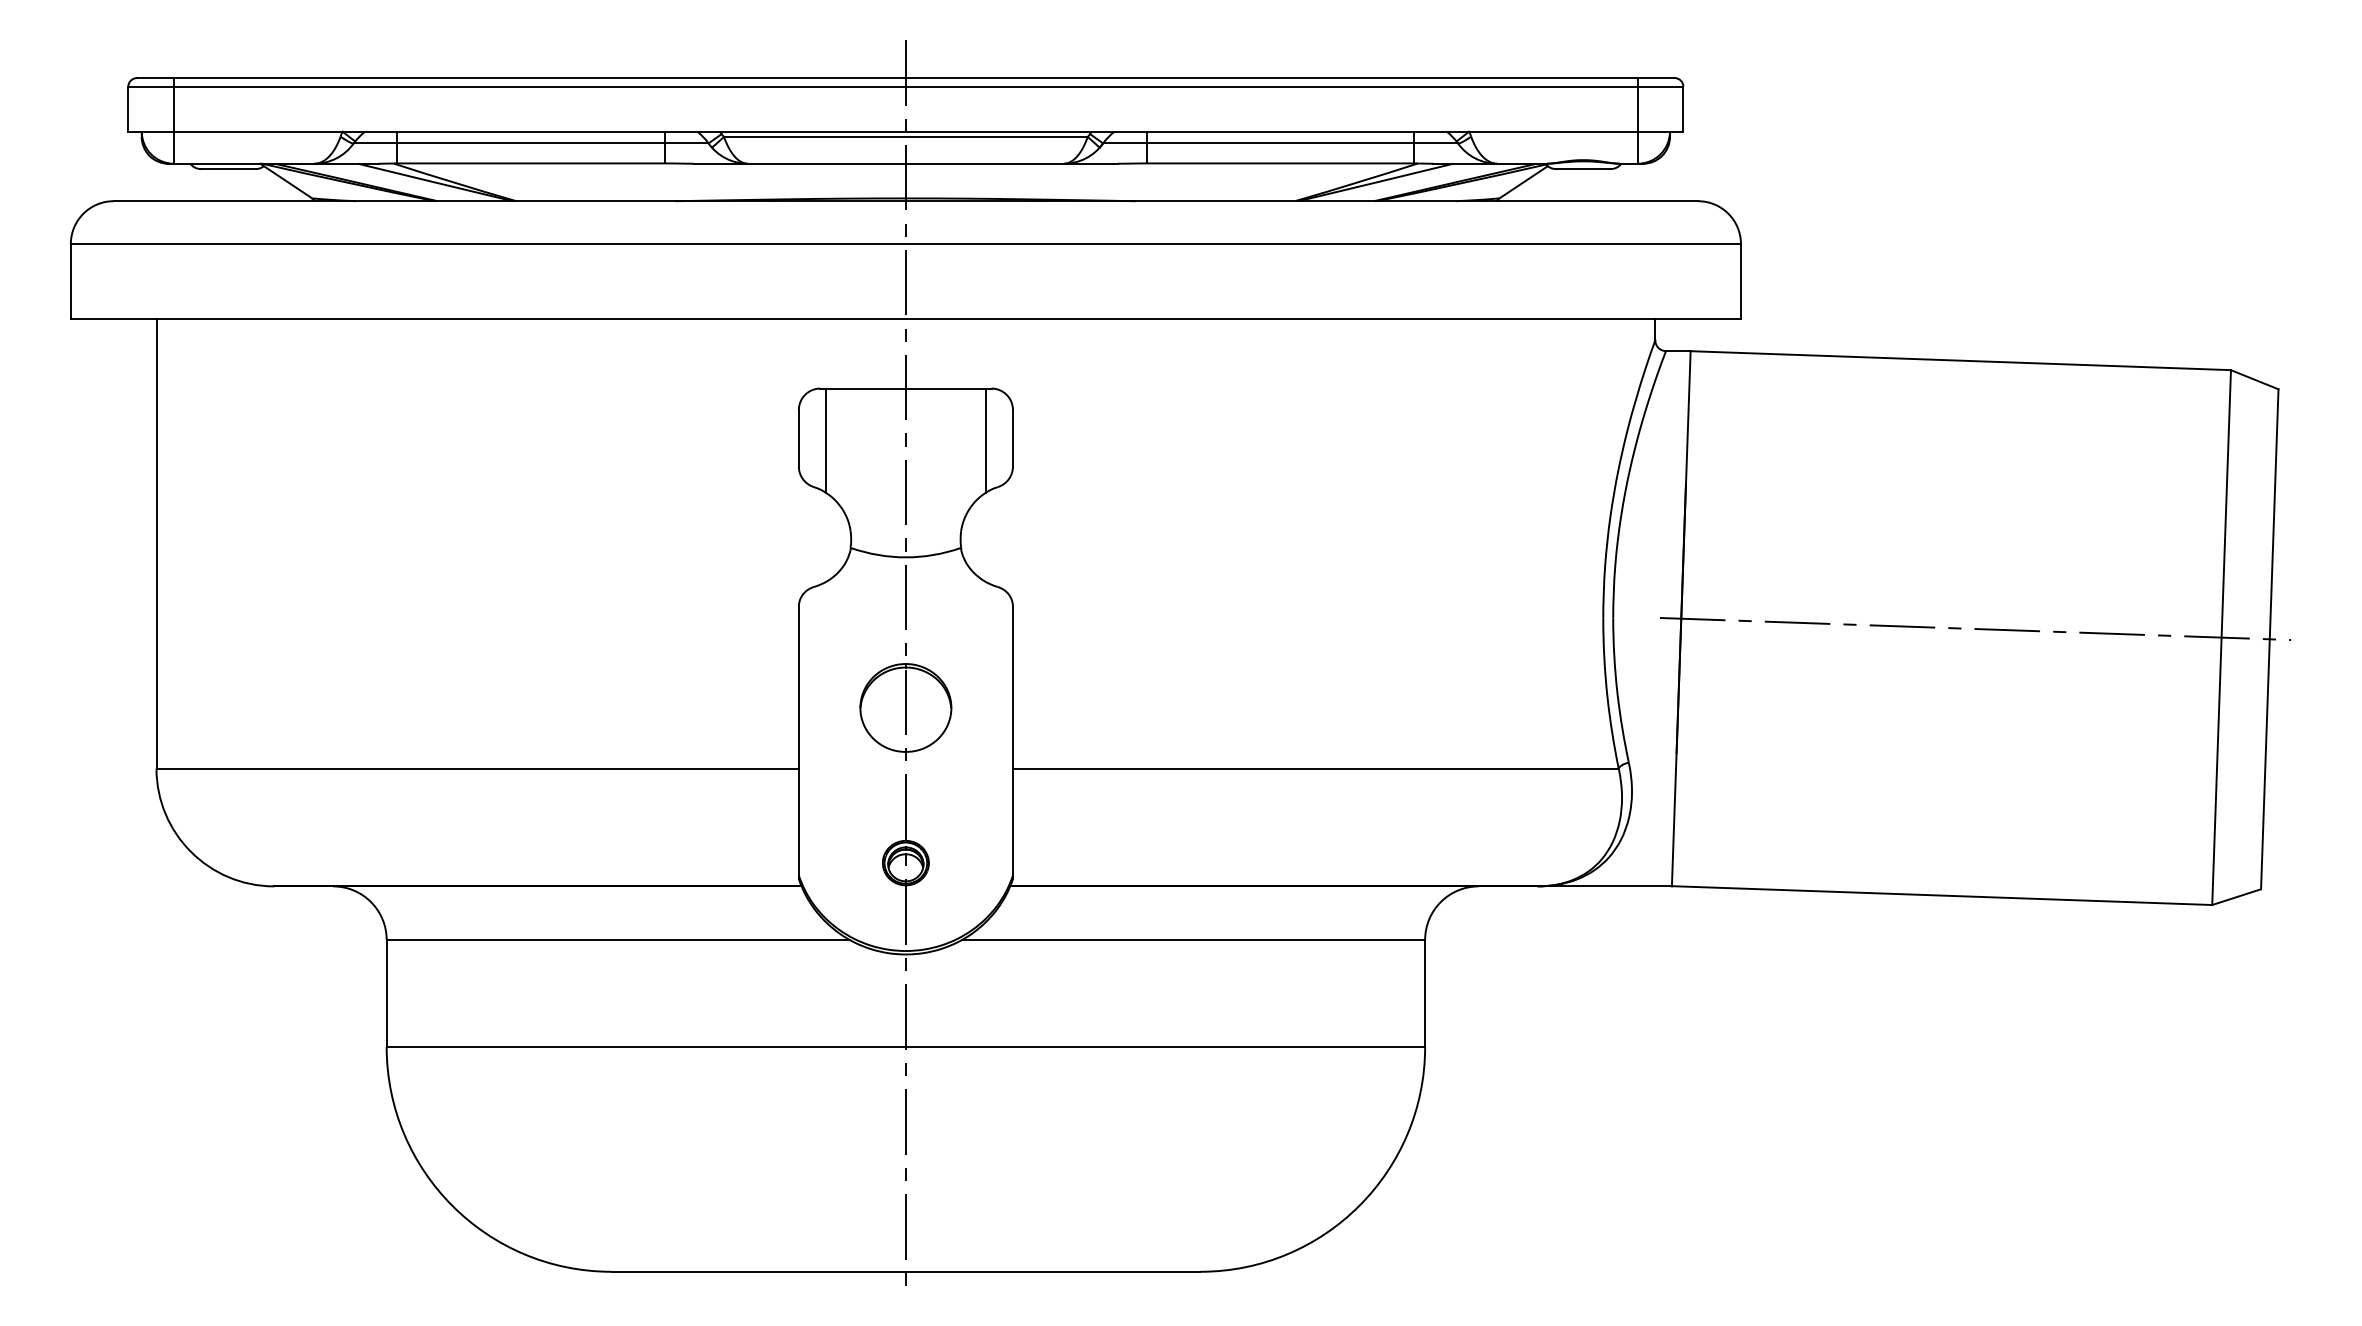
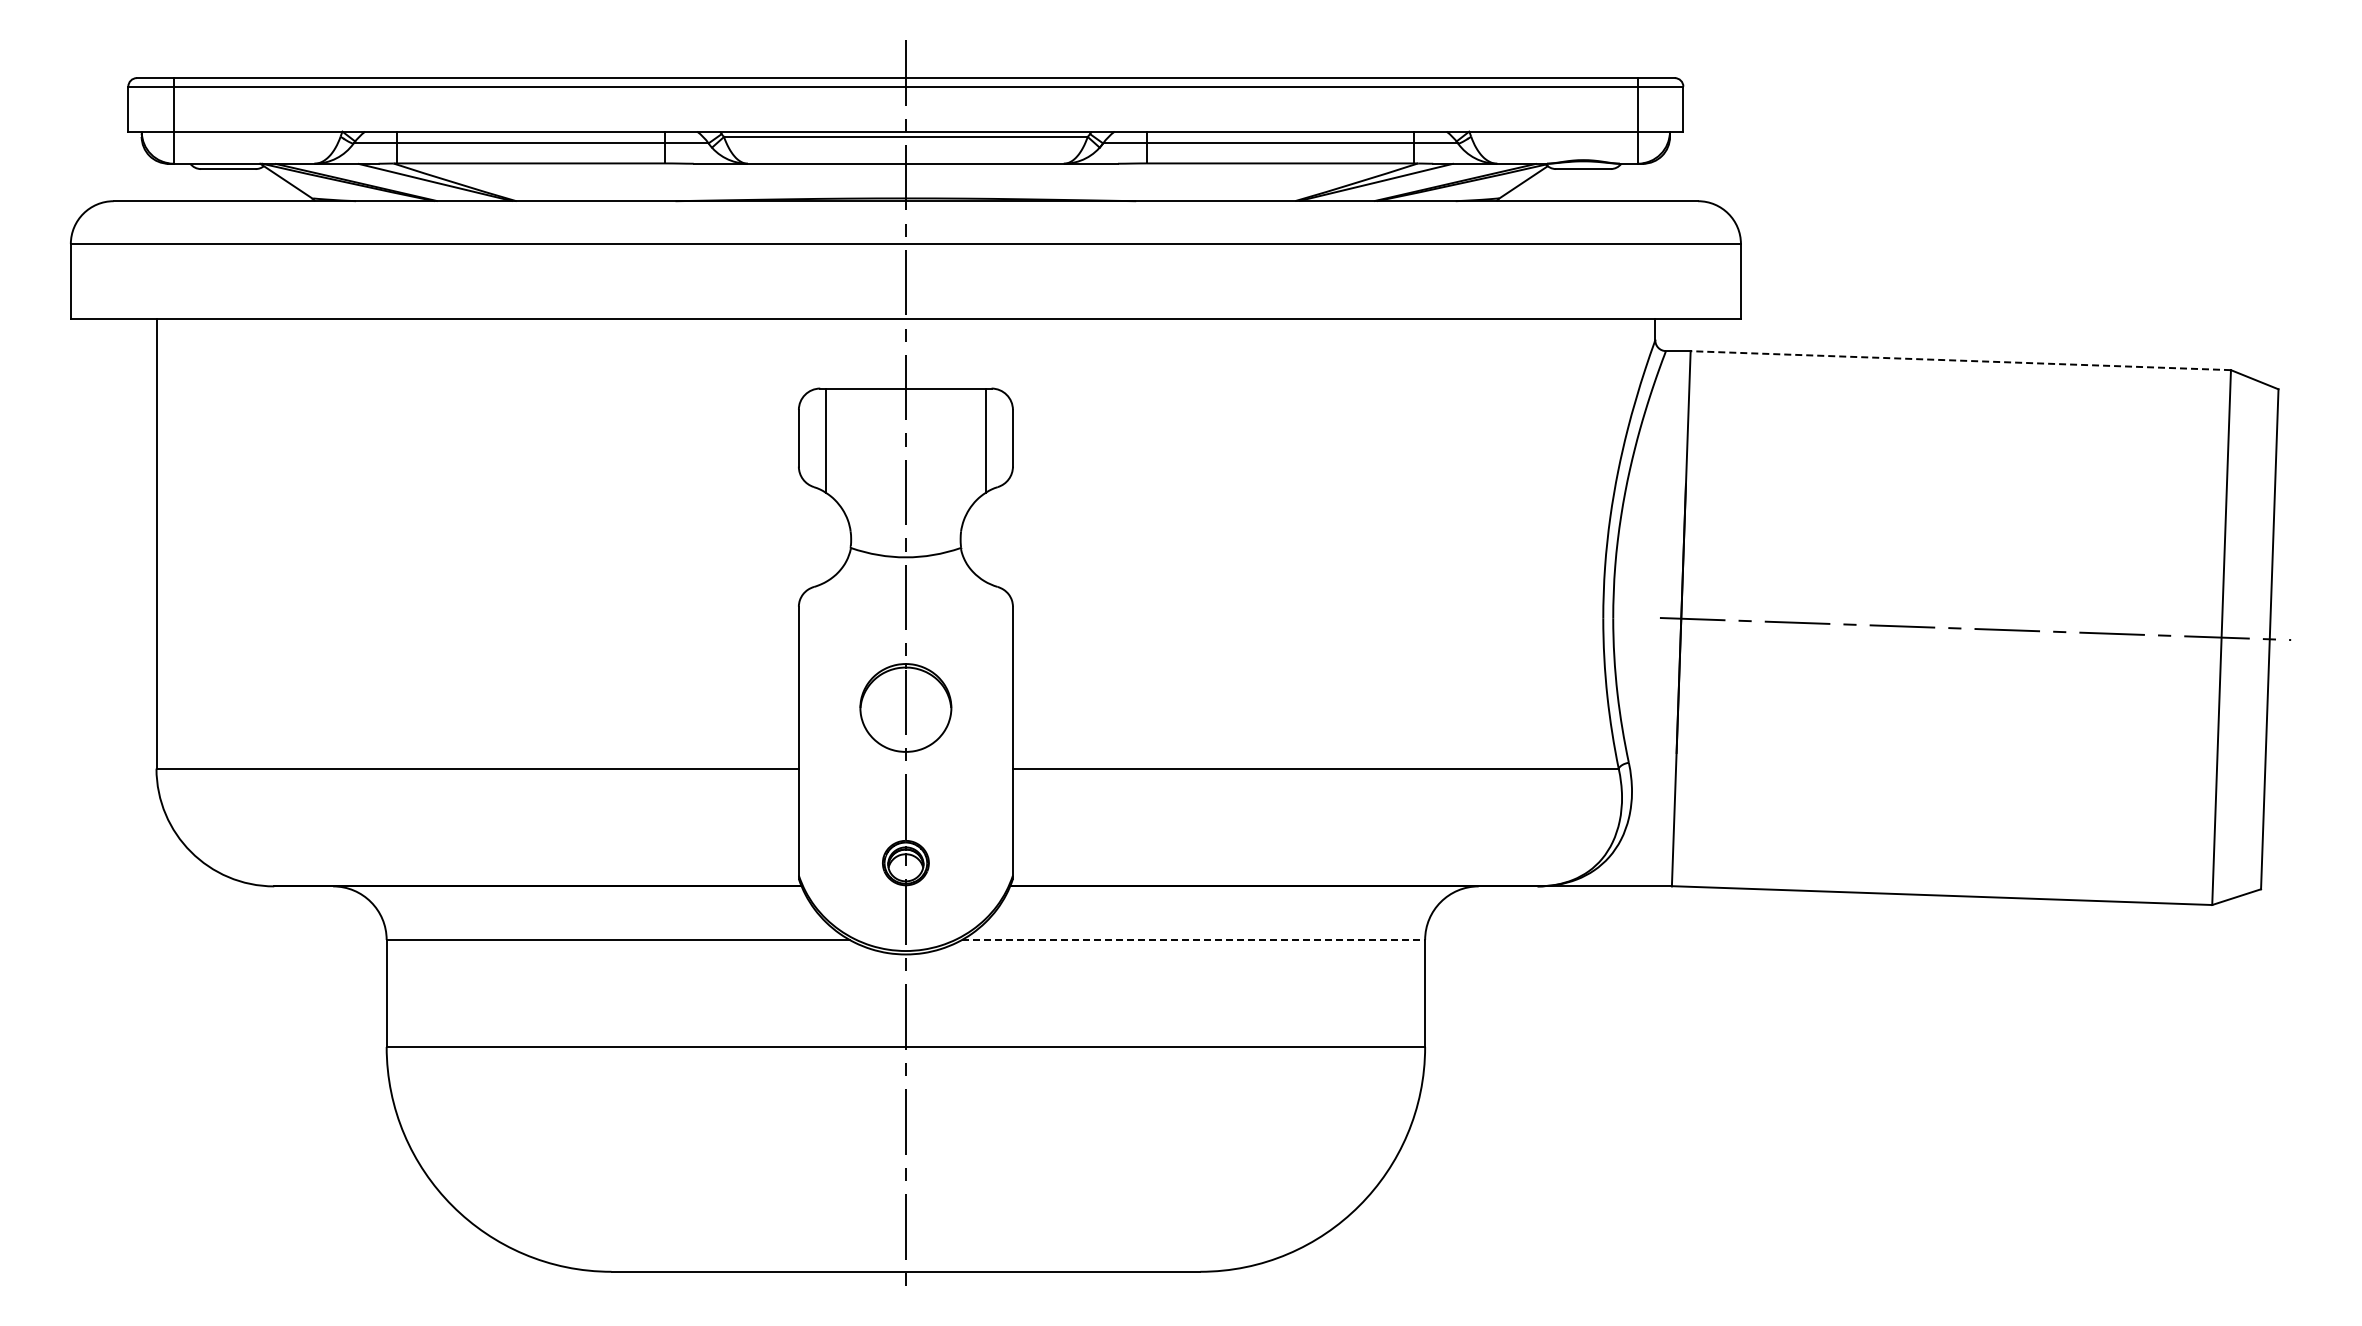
line: solid -> dashed (1960, 360)
line: solid -> dashed (1193, 939)
